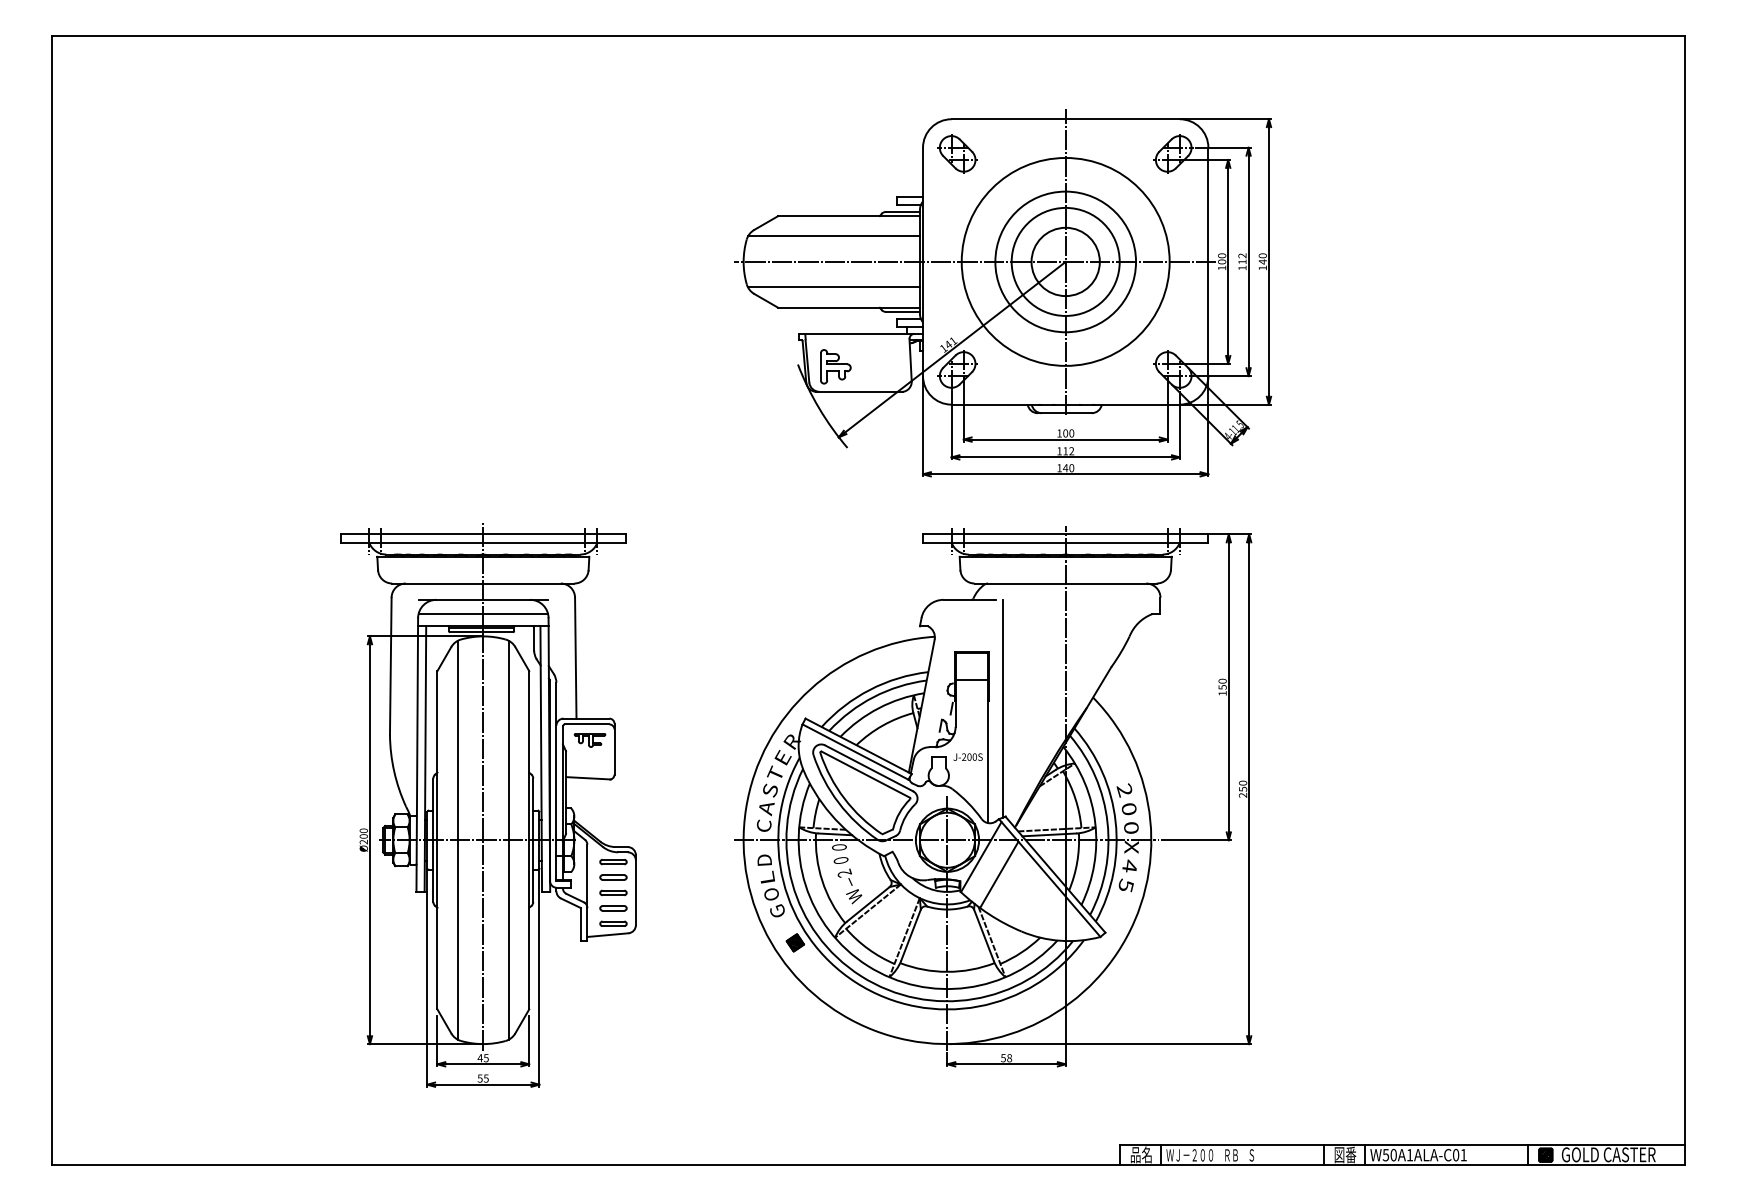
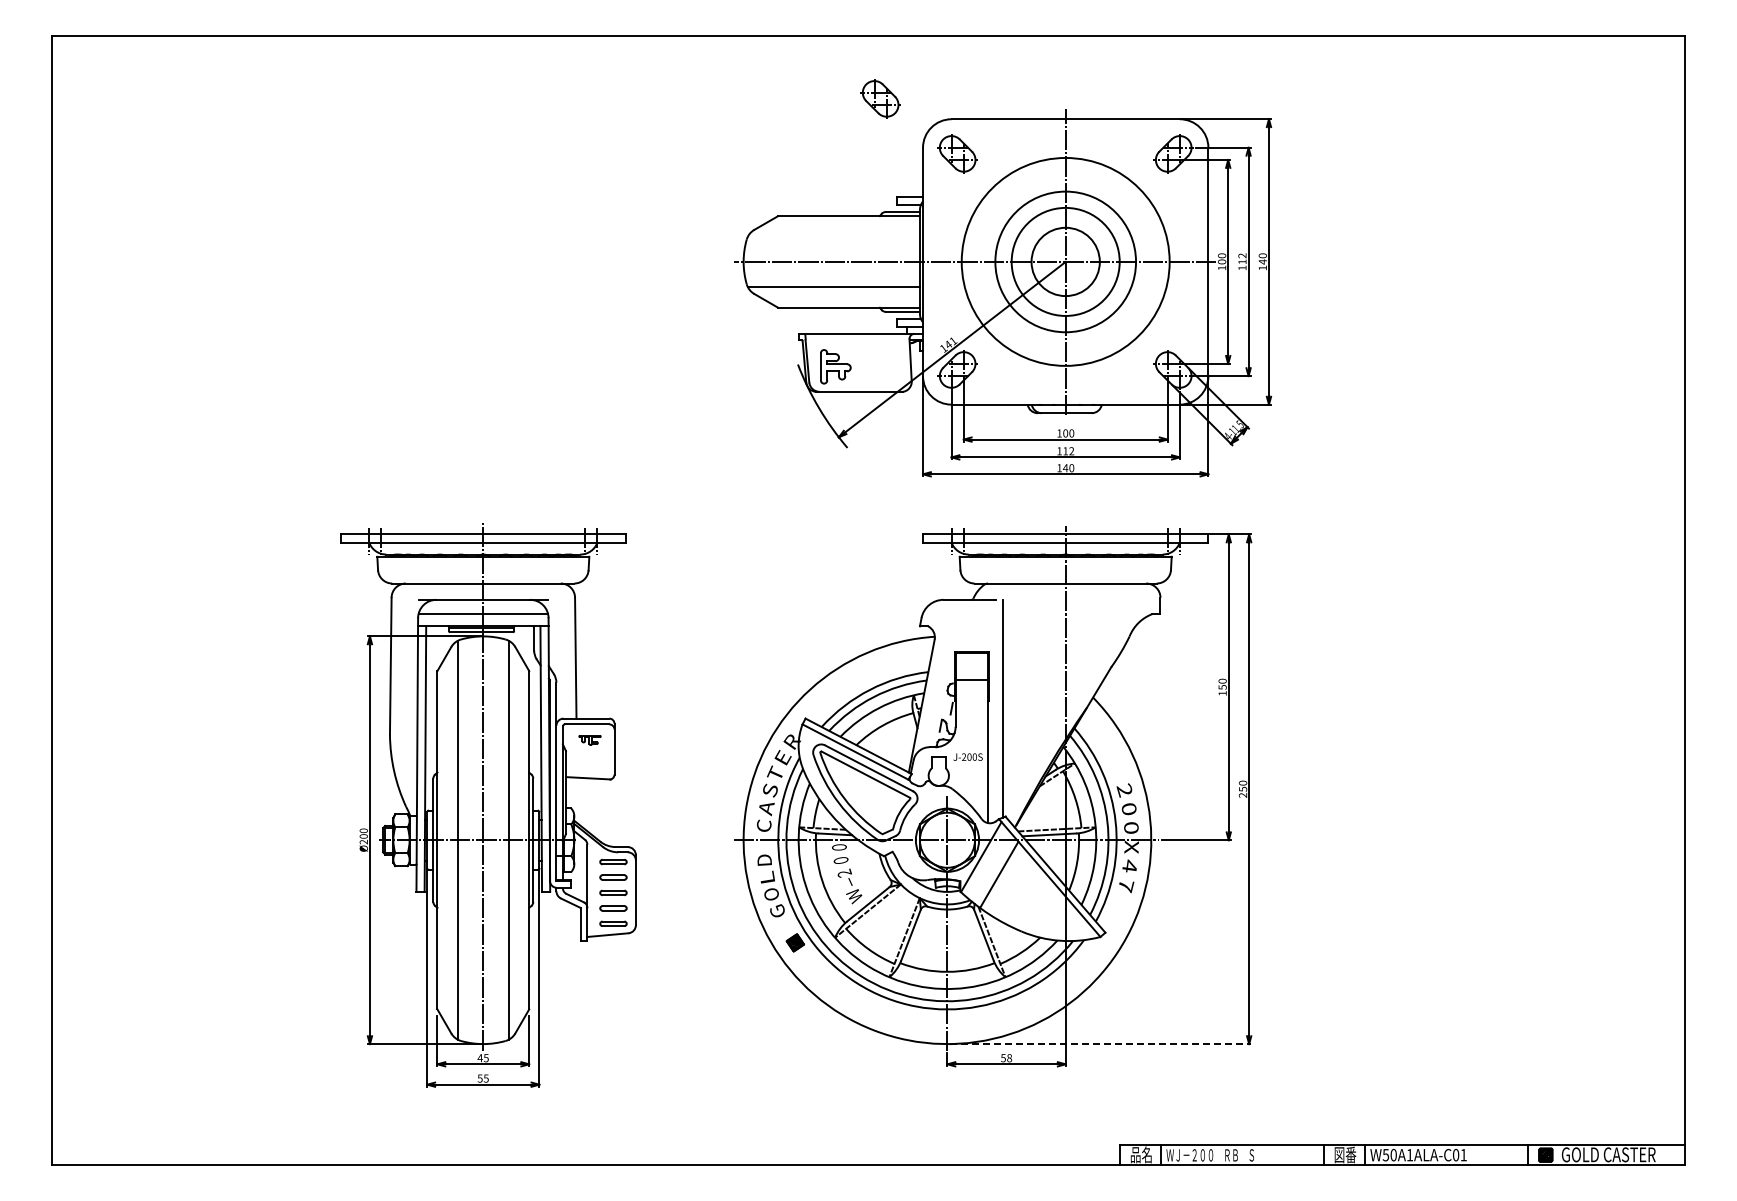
part: none -> present (880, 98)
line: present -> none (833, 236)
part size: 34x15 px -> 24x11 px (589, 740)
text: 5 -> 7 (1126, 885)
line: solid -> dashed (1100, 1044)
